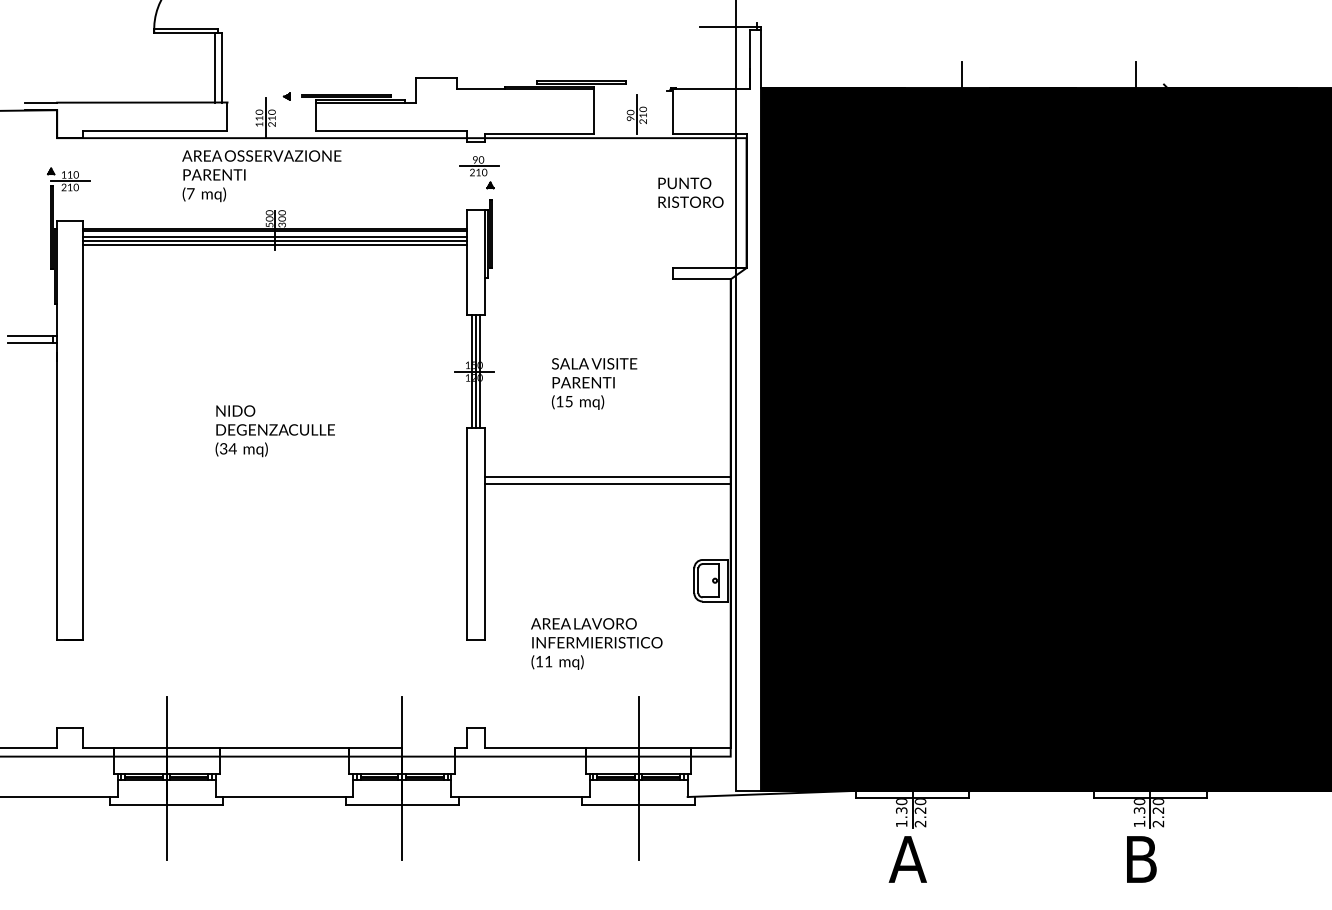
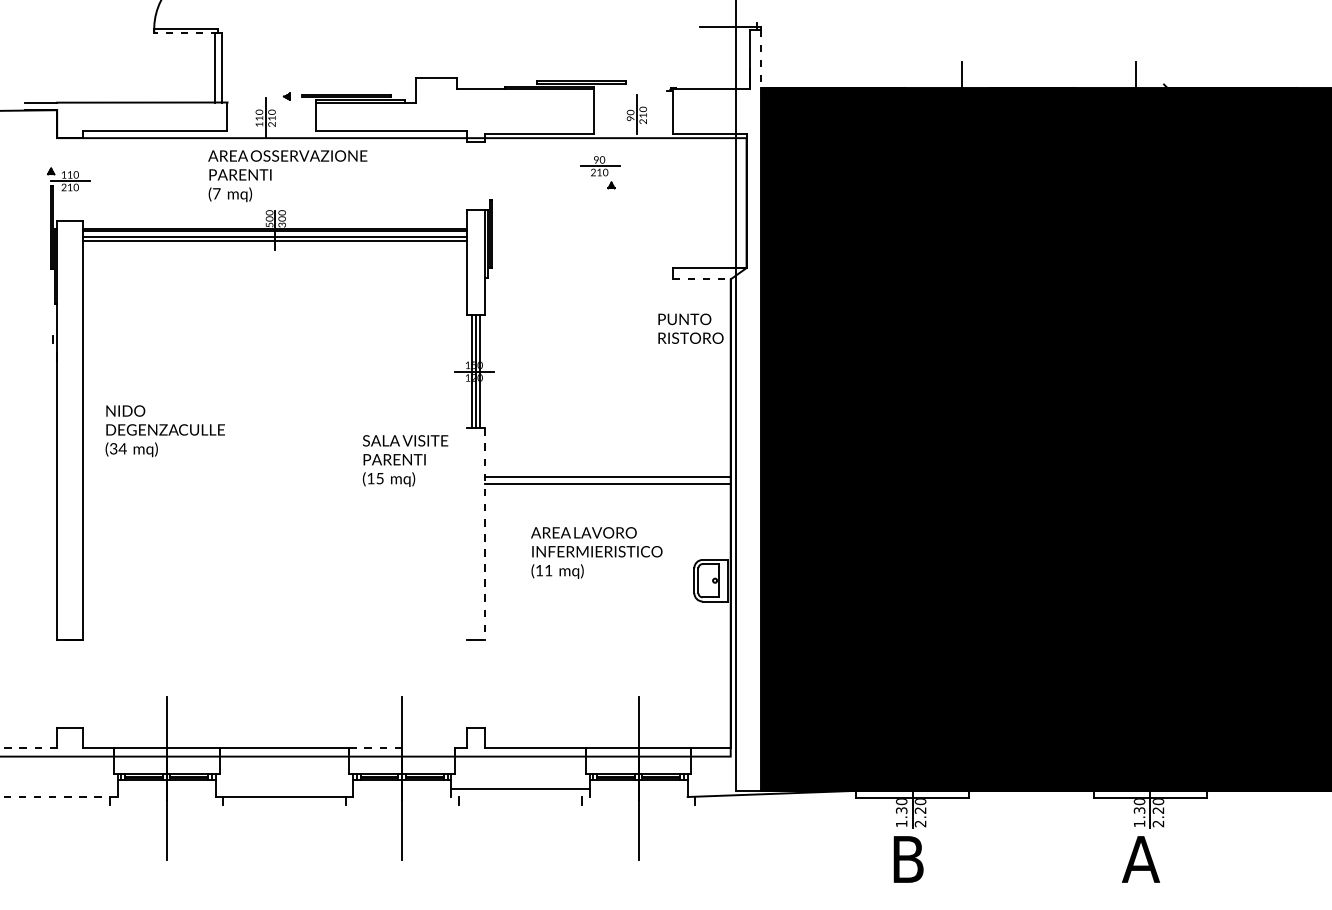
line: solid -> dashed (185, 33)
line: solid -> dashed (760, 59)
part position: (479, 172) -> (600, 172) (600, 172)
text position: (261, 176) -> (287, 176) (287, 176)
text position: (690, 192) -> (690, 328) (690, 328)
line: present -> none (274, 244)
line: solid -> dashed (702, 279)
line: present -> none (32, 335)
line: present -> none (32, 343)
text position: (594, 383) -> (405, 460) (405, 460)
text position: (274, 431) -> (164, 431) (164, 431)
line: present -> none (467, 533)
line: solid -> dashed (485, 533)
text position: (596, 643) -> (596, 552) (596, 552)
line: solid -> dashed (28, 748)
line: solid -> dashed (375, 748)
line: solid -> dashed (58, 797)
line position: (520, 797) -> (520, 789) (520, 789)
line: present -> none (166, 804)
line: present -> none (401, 804)
line: present -> none (638, 804)
text: A -> B (907, 859)
text: B -> A (1140, 859)
